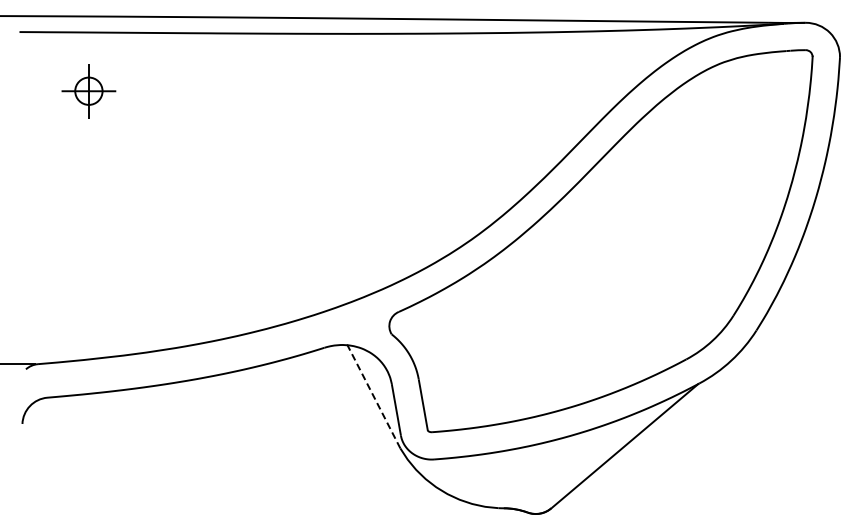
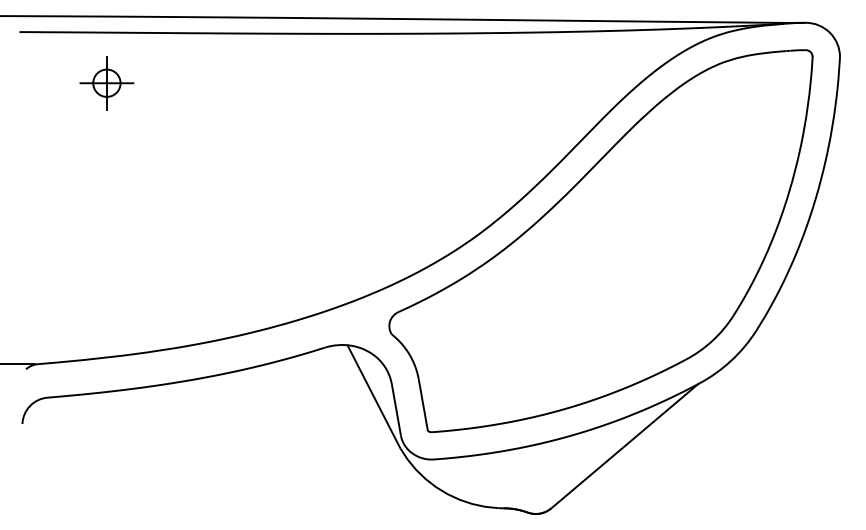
part position: (88, 91) -> (106, 83) (106, 83)
line: dashed -> solid (373, 396)
